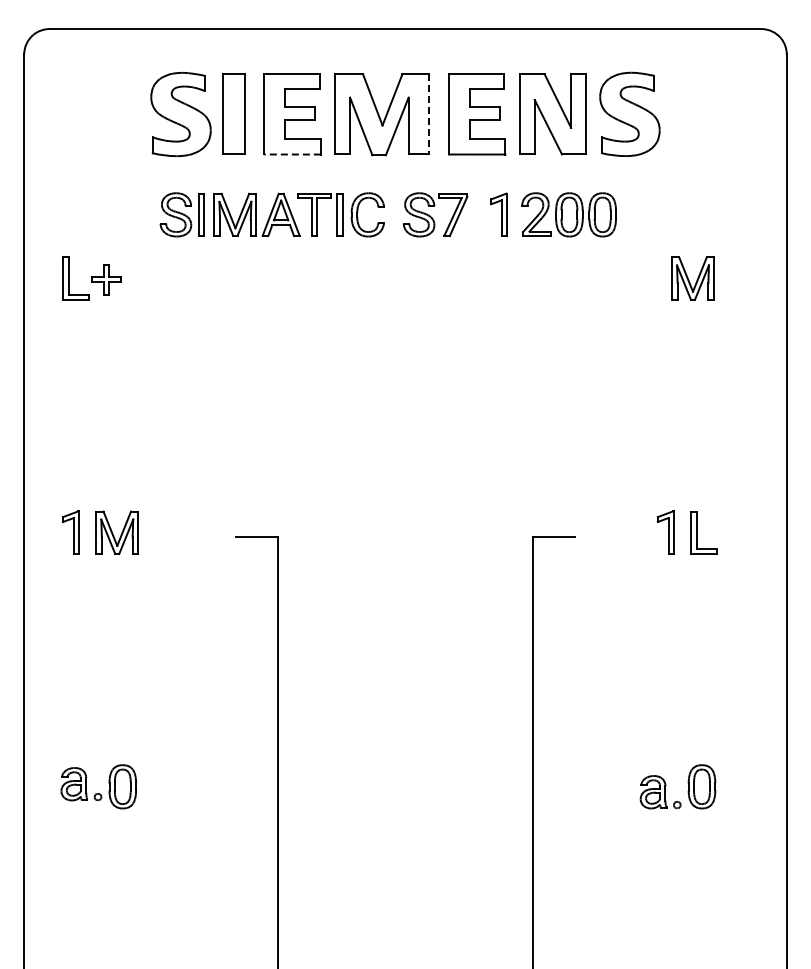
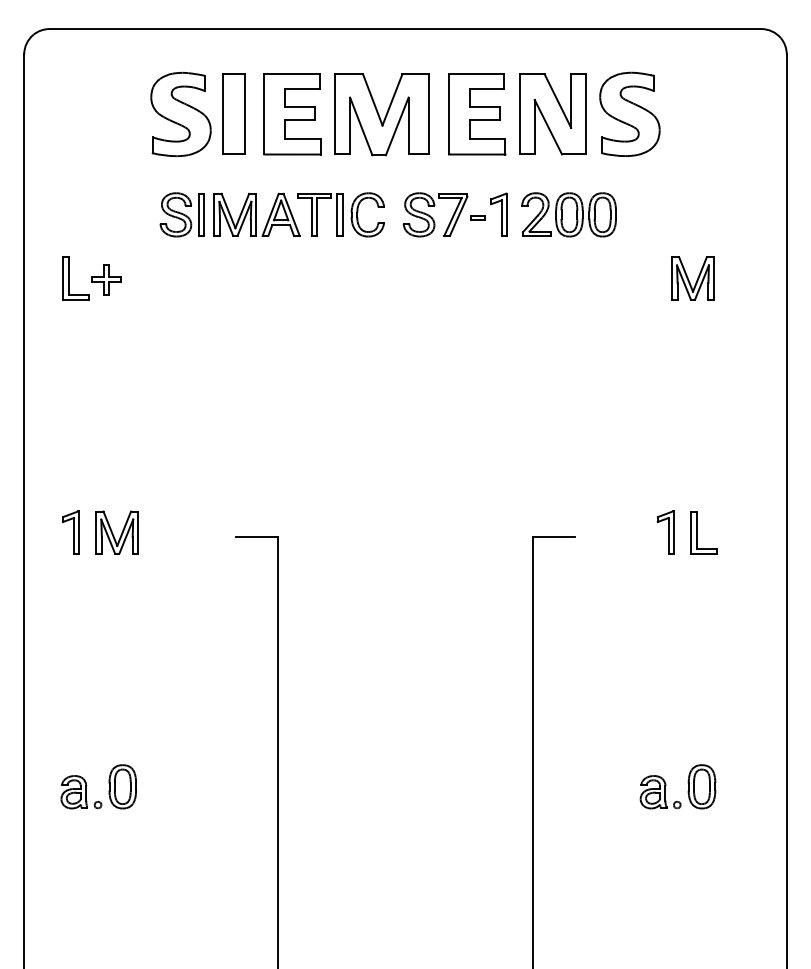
line: dashed -> solid (429, 114)
line: dashed -> solid (292, 154)
part: none -> present (477, 217)
part position: (81, 784) -> (81, 792) (81, 792)
